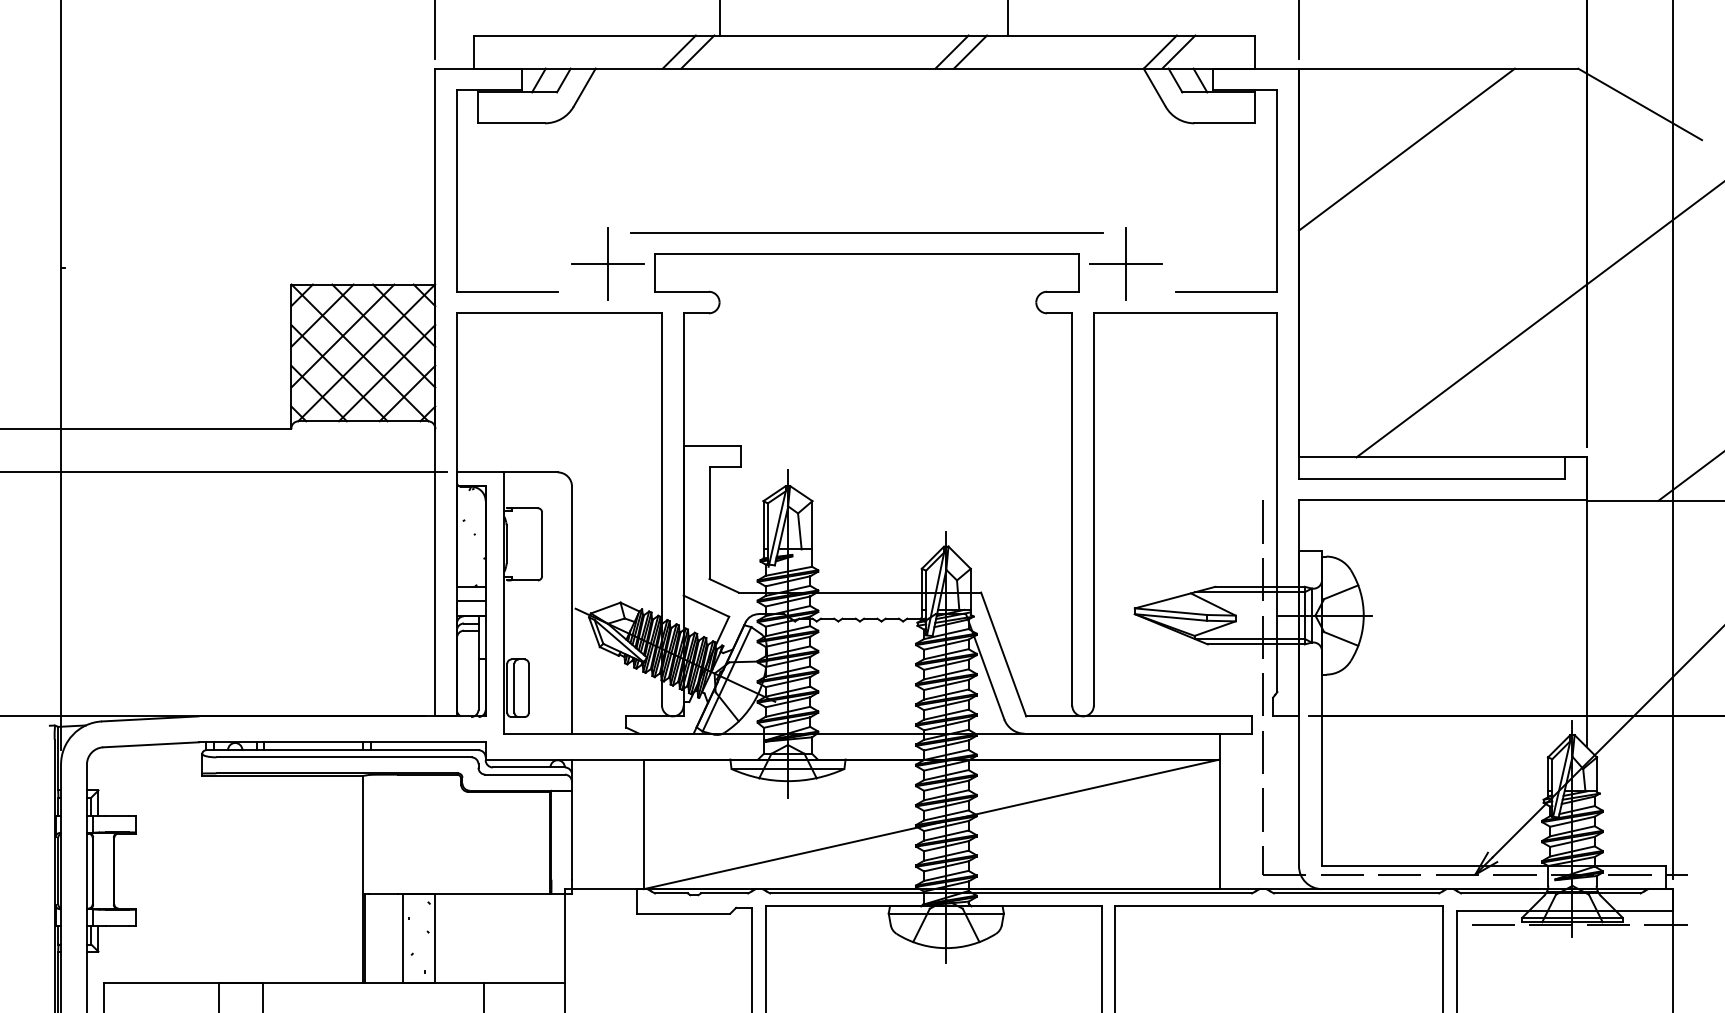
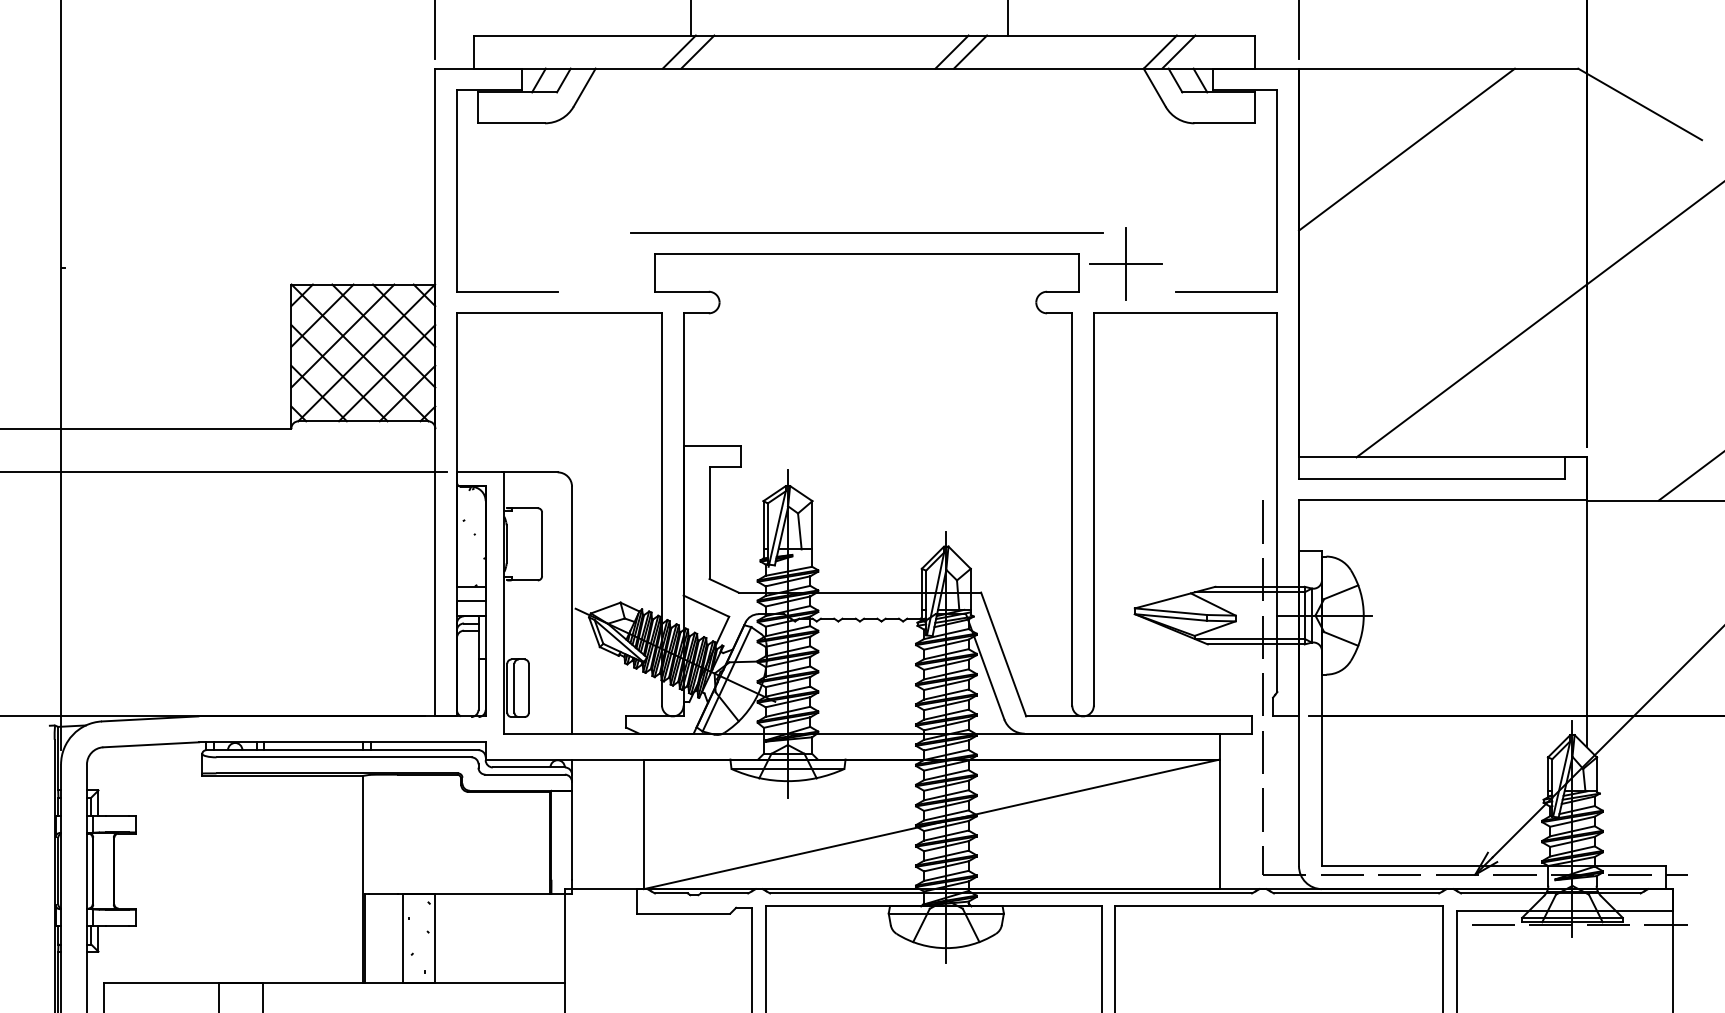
line position: (720, 18) -> (691, 18) (691, 18)
part: present -> none (607, 263)
line: present -> none (1673, 440)
line: present -> none (484, 995)
